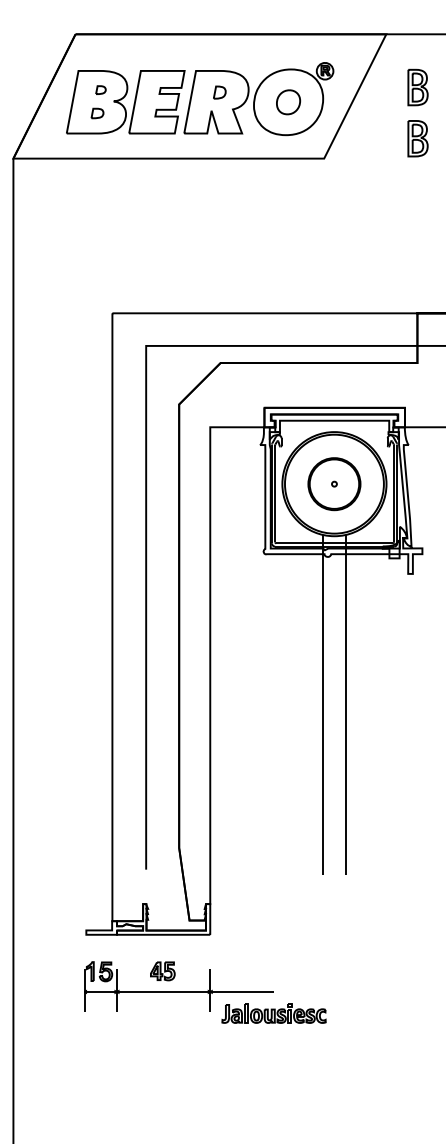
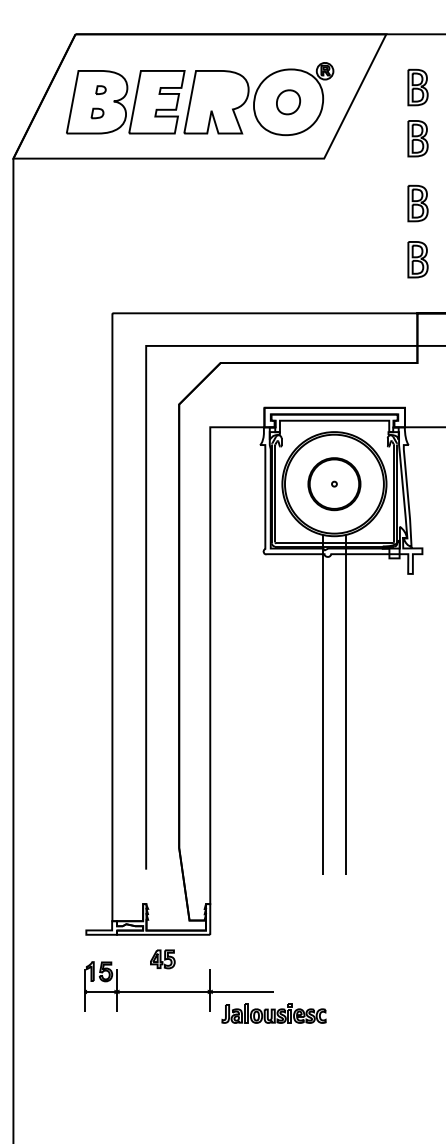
part: present -> none (219, 92)
part: none -> present (417, 203)
part: none -> present (417, 259)
part position: (162, 971) -> (162, 959) (162, 959)
